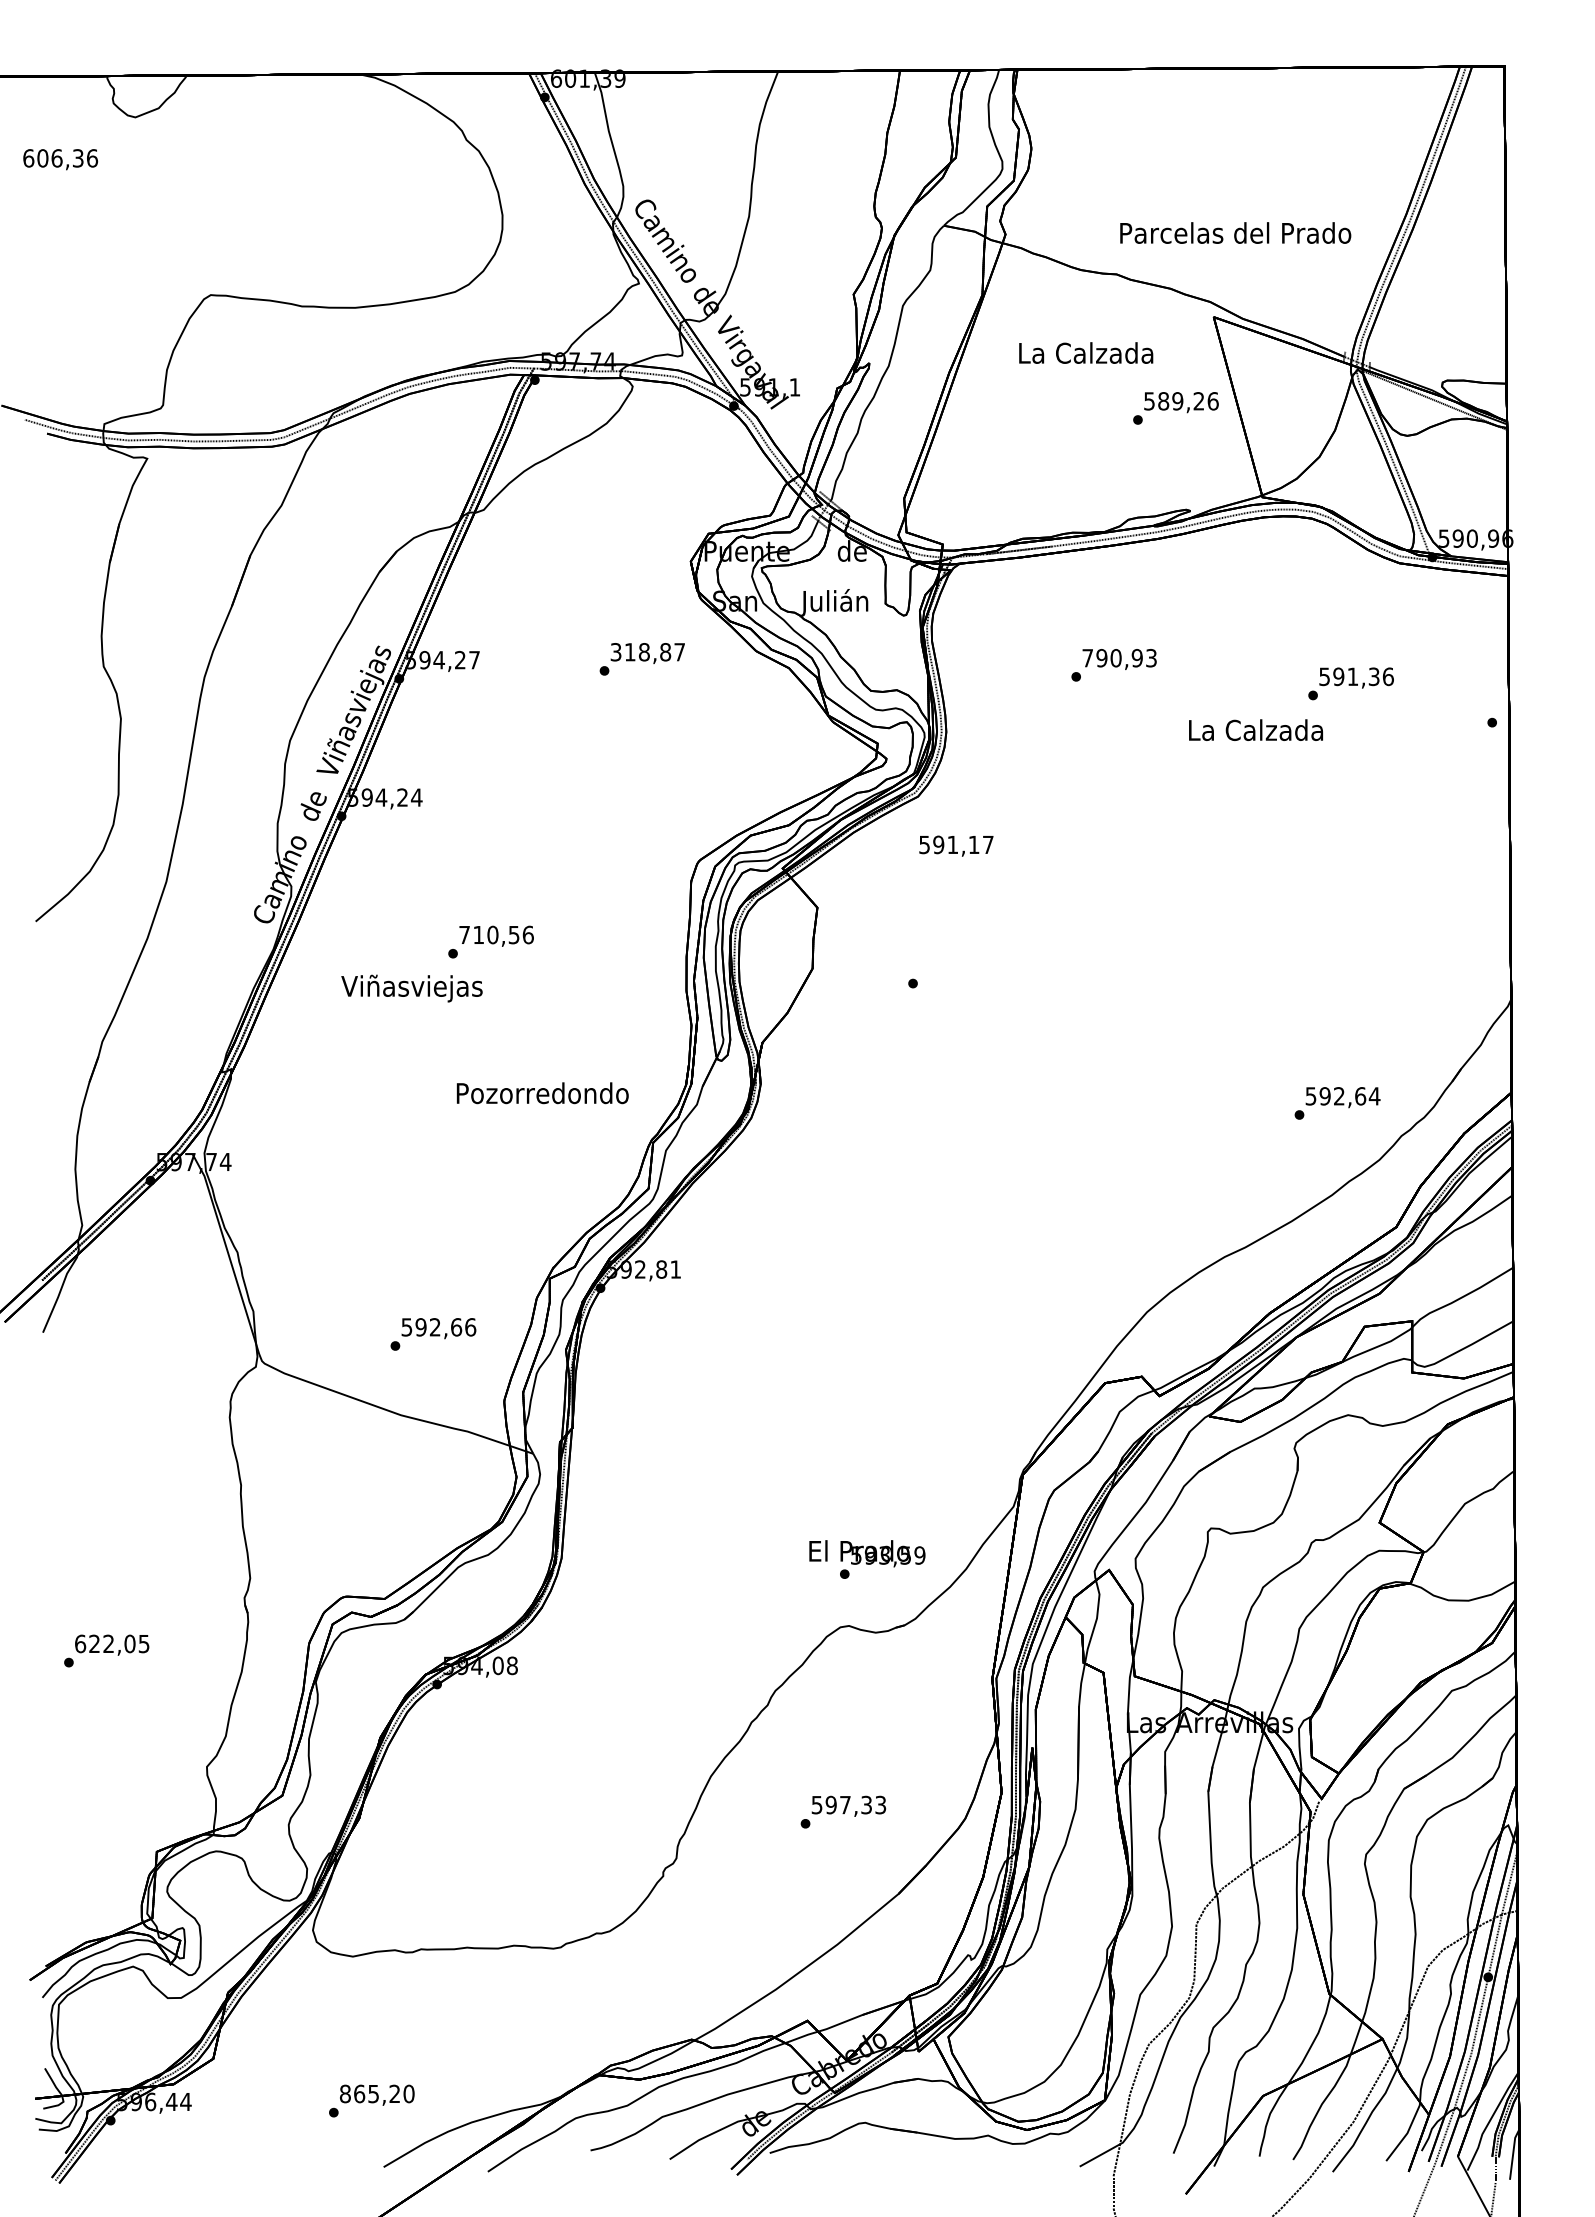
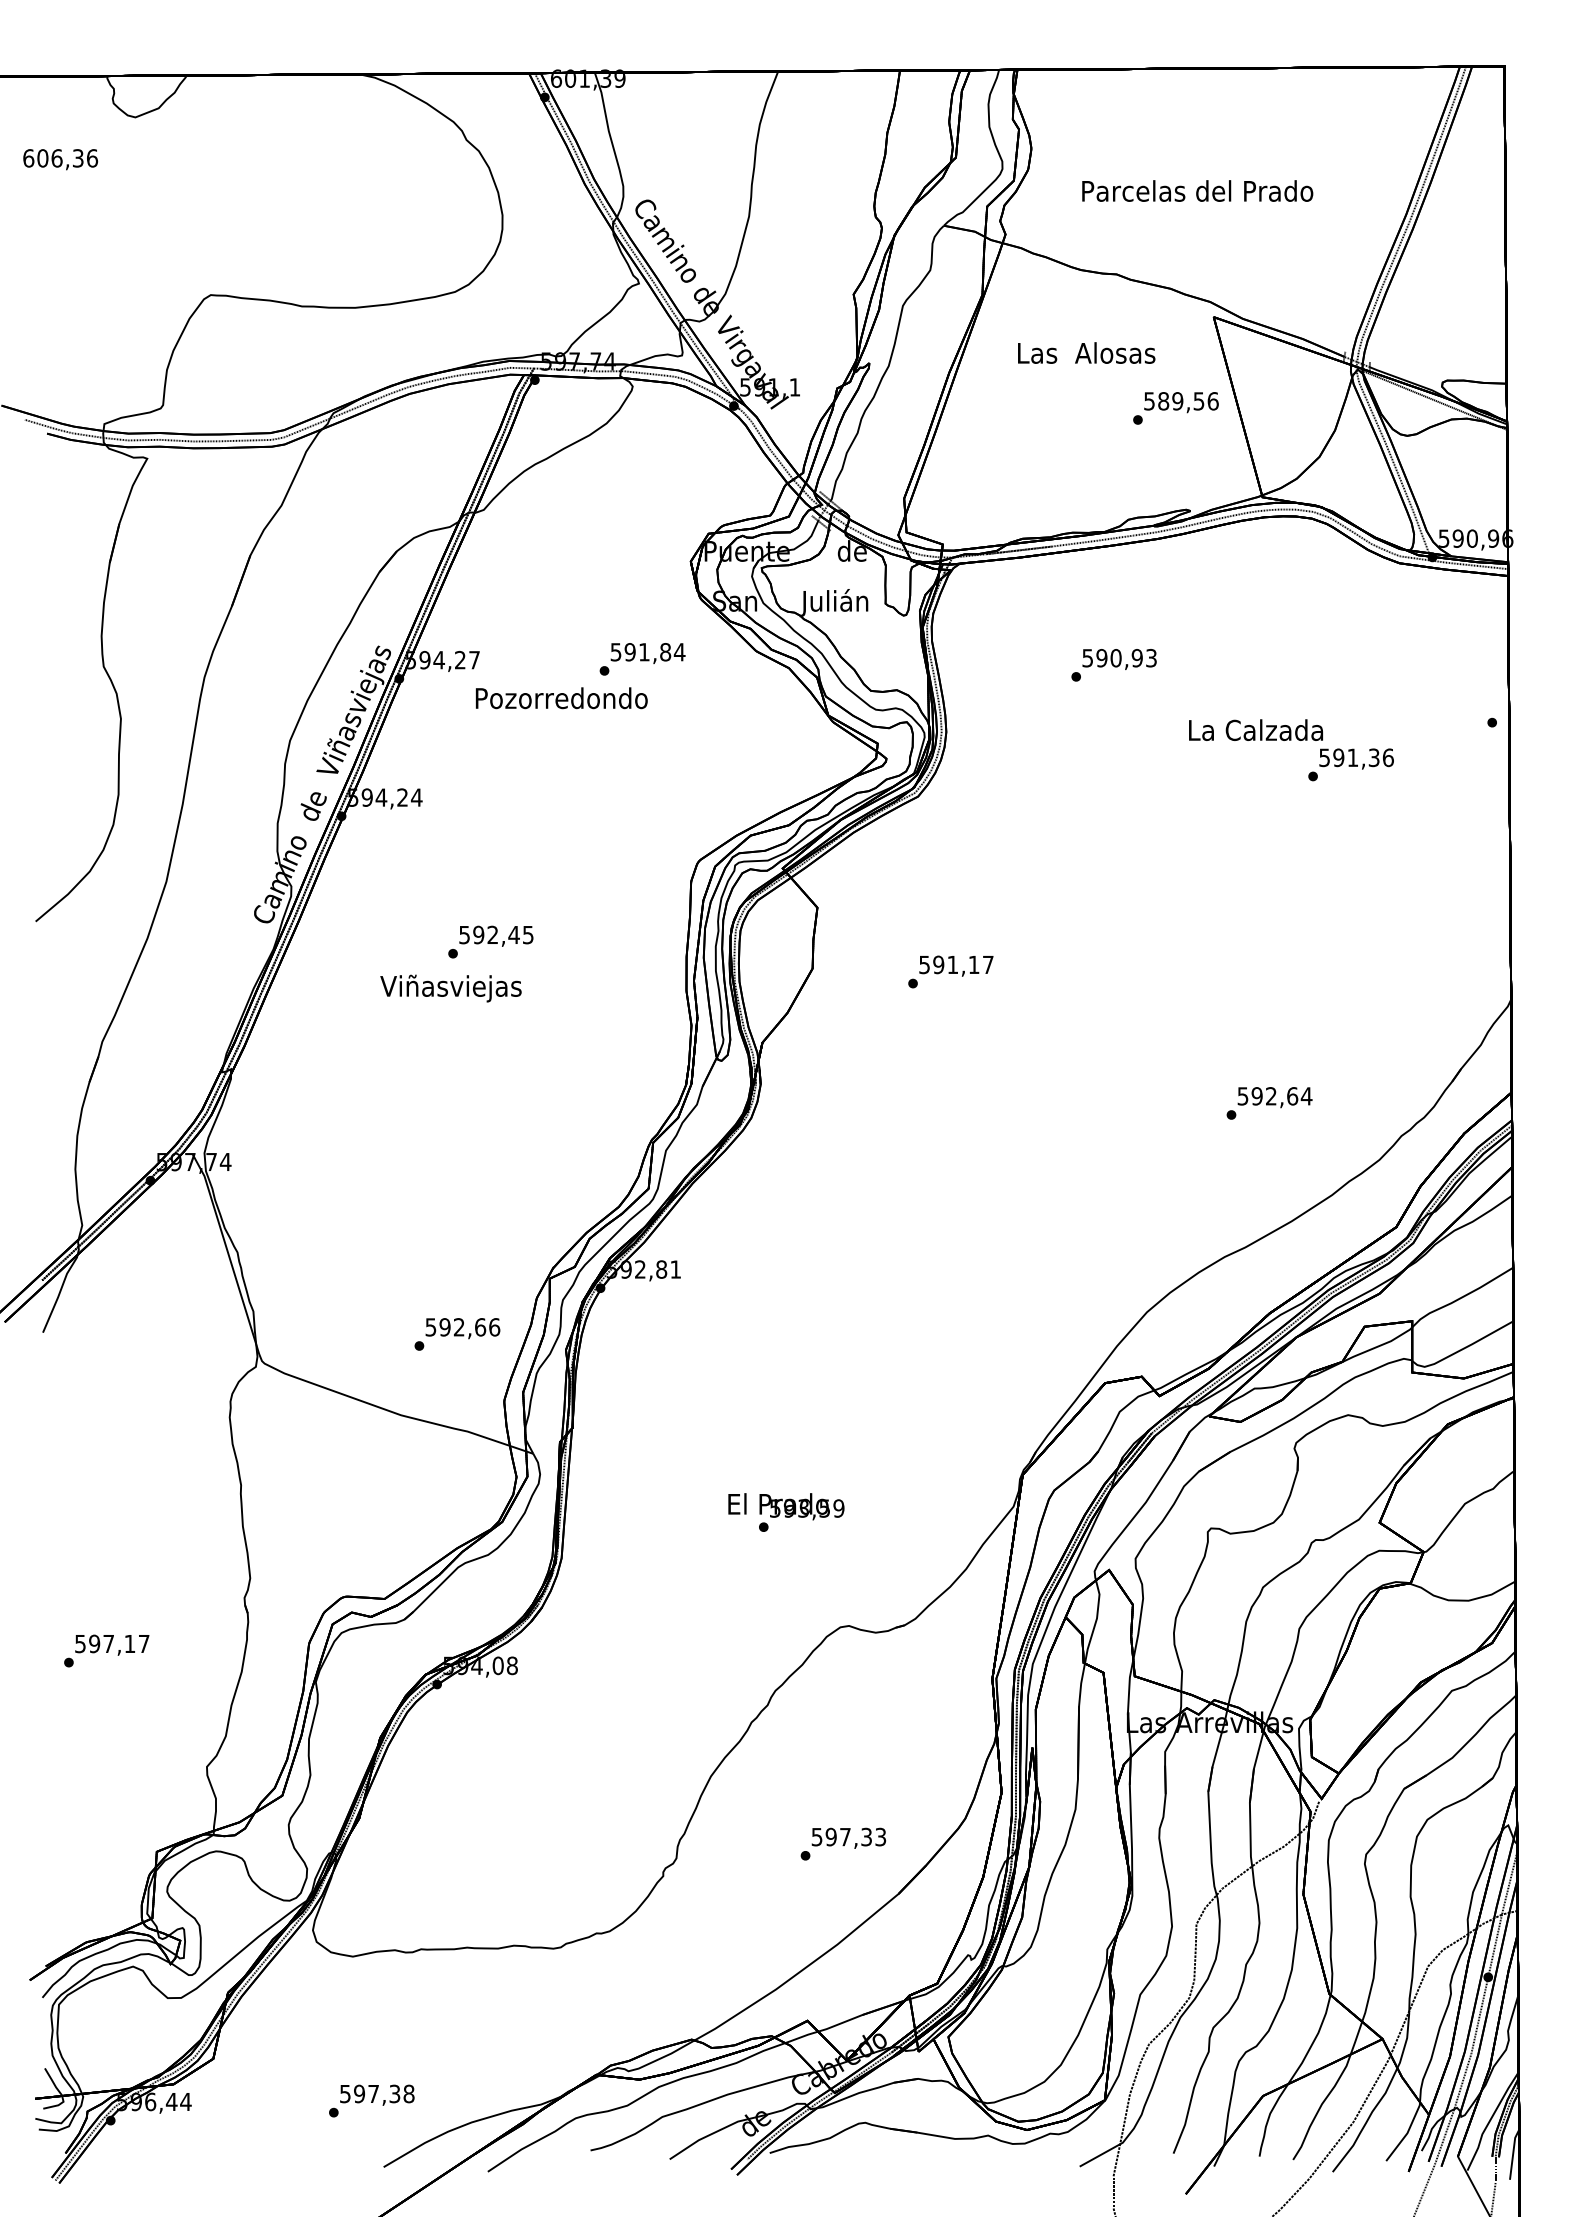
text position: (1235, 232) -> (1197, 190) (1197, 190)
text: La Calzada -> Las  Alosas (1086, 352)
text: 589,26 -> 589,56 (1198, 401)
text: 318,87 -> 591,84 (648, 652)
text: 790,93 -> 590,93 (1087, 658)
text position: (1350, 683) -> (1350, 764) (1350, 764)
text position: (956, 845) -> (956, 965) (956, 965)
text: 710,56 -> 592,45 (496, 934)
text position: (411, 988) -> (450, 988) (450, 988)
text position: (542, 1093) -> (561, 698) (561, 698)
text position: (1337, 1103) -> (1269, 1103) (1269, 1103)
text position: (433, 1334) -> (457, 1334) (457, 1334)
text position: (867, 1559) -> (786, 1512) (786, 1512)
text: 622,05 -> 597,17 (112, 1643)
text position: (843, 1811) -> (843, 1843) (843, 1843)
text: 865,20 -> 597,38 (377, 2093)
